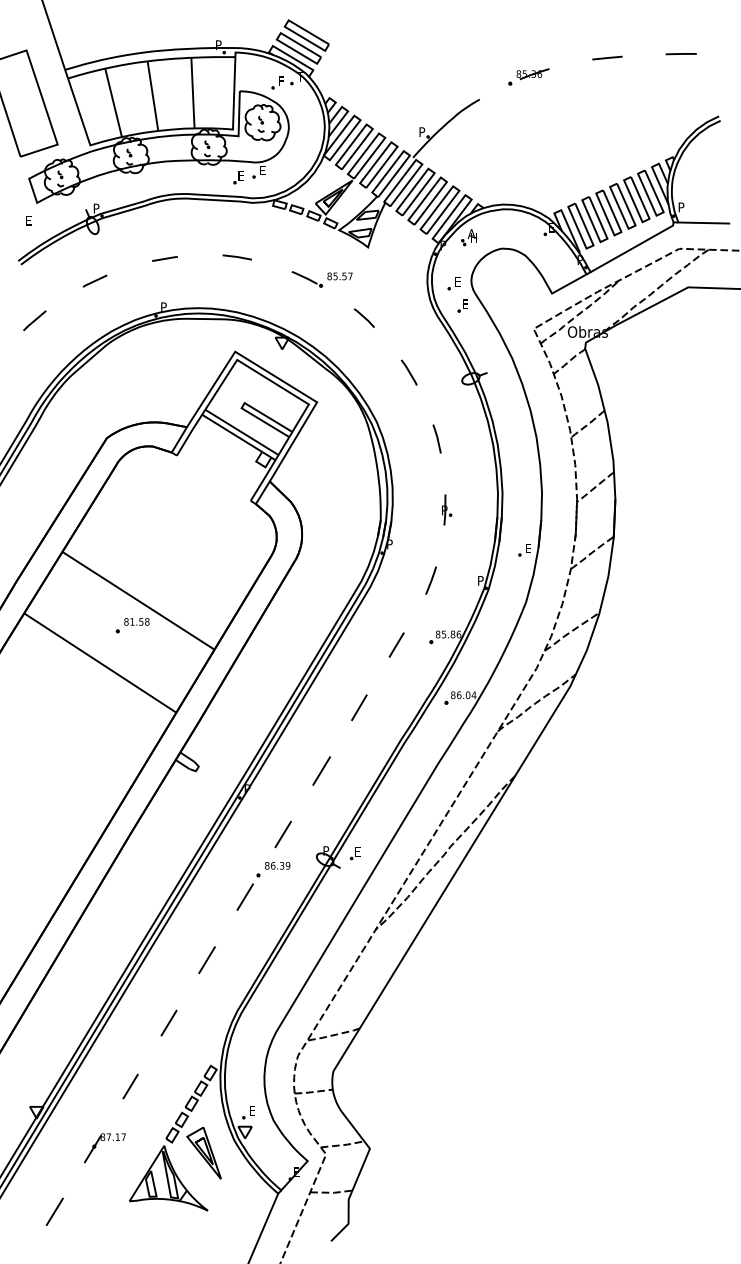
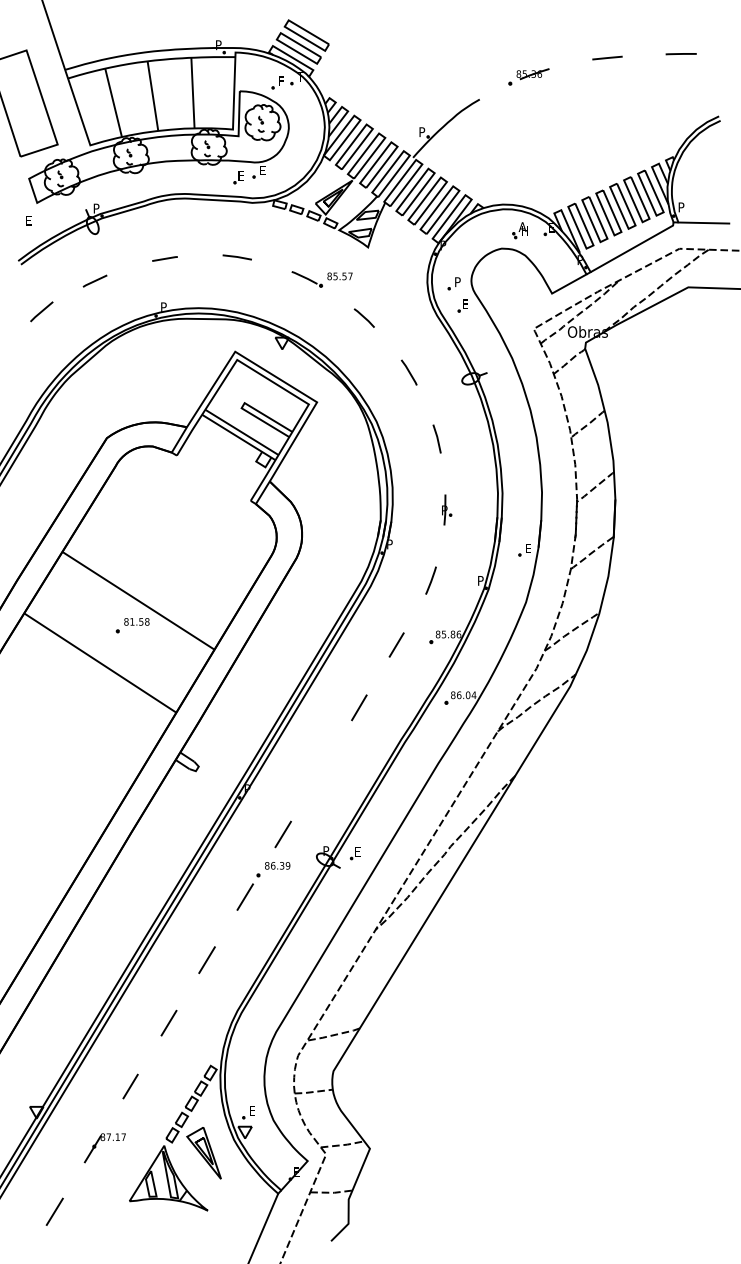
part position: (468, 237) -> (519, 230) (519, 230)
text: E -> P (457, 282)
line position: (34, 320) -> (41, 311) (41, 311)
line: present -> none (321, 770)
